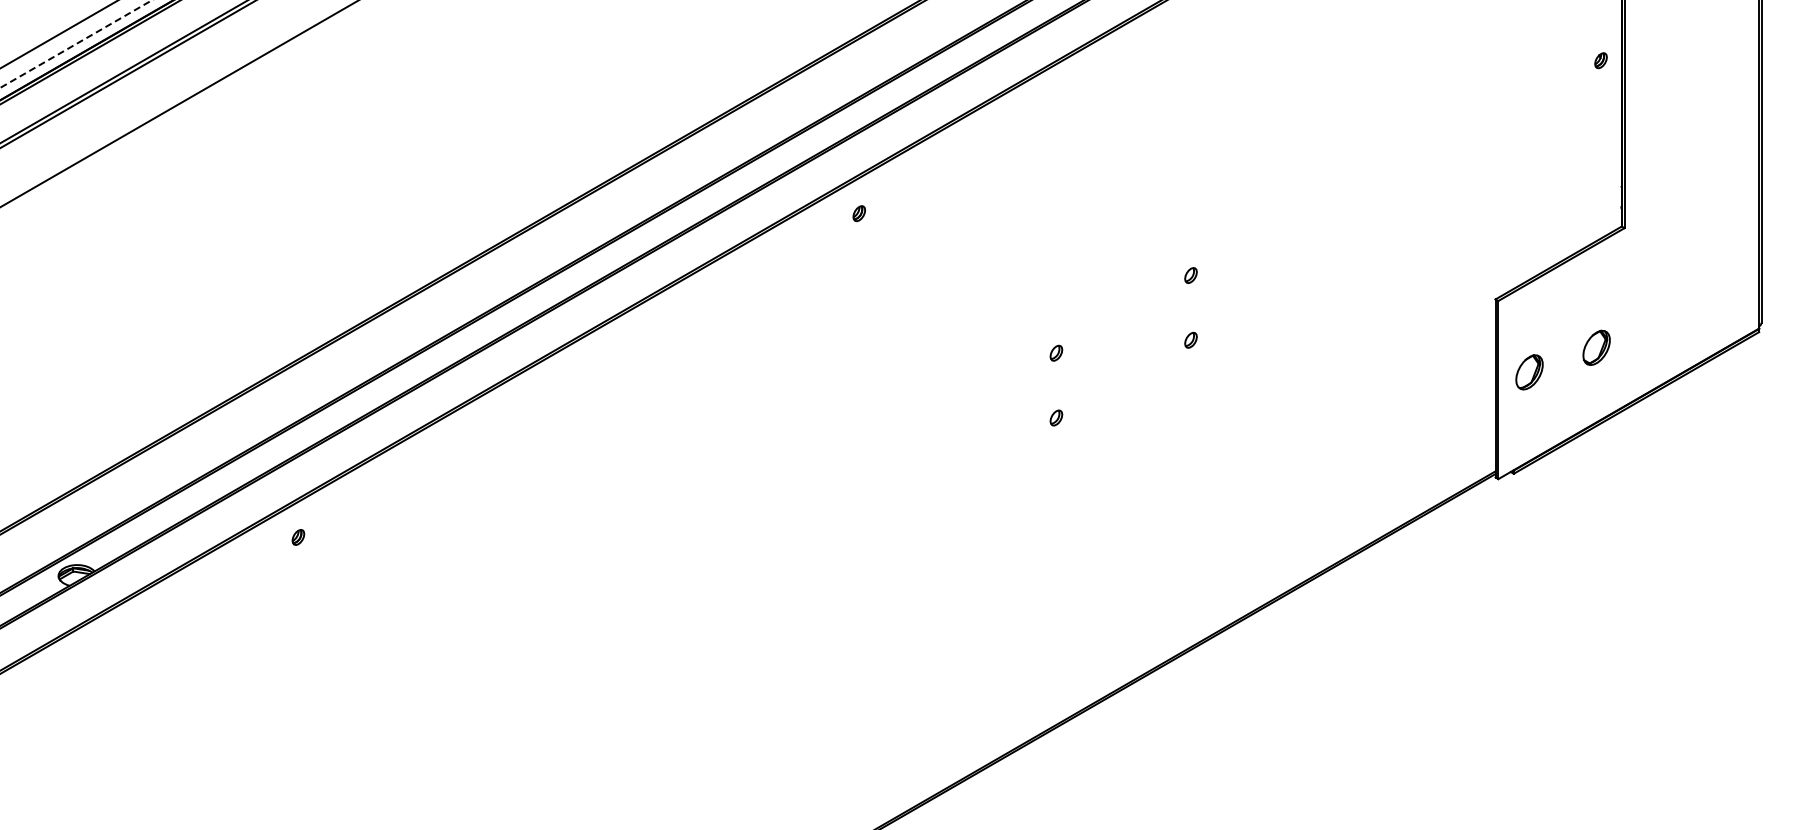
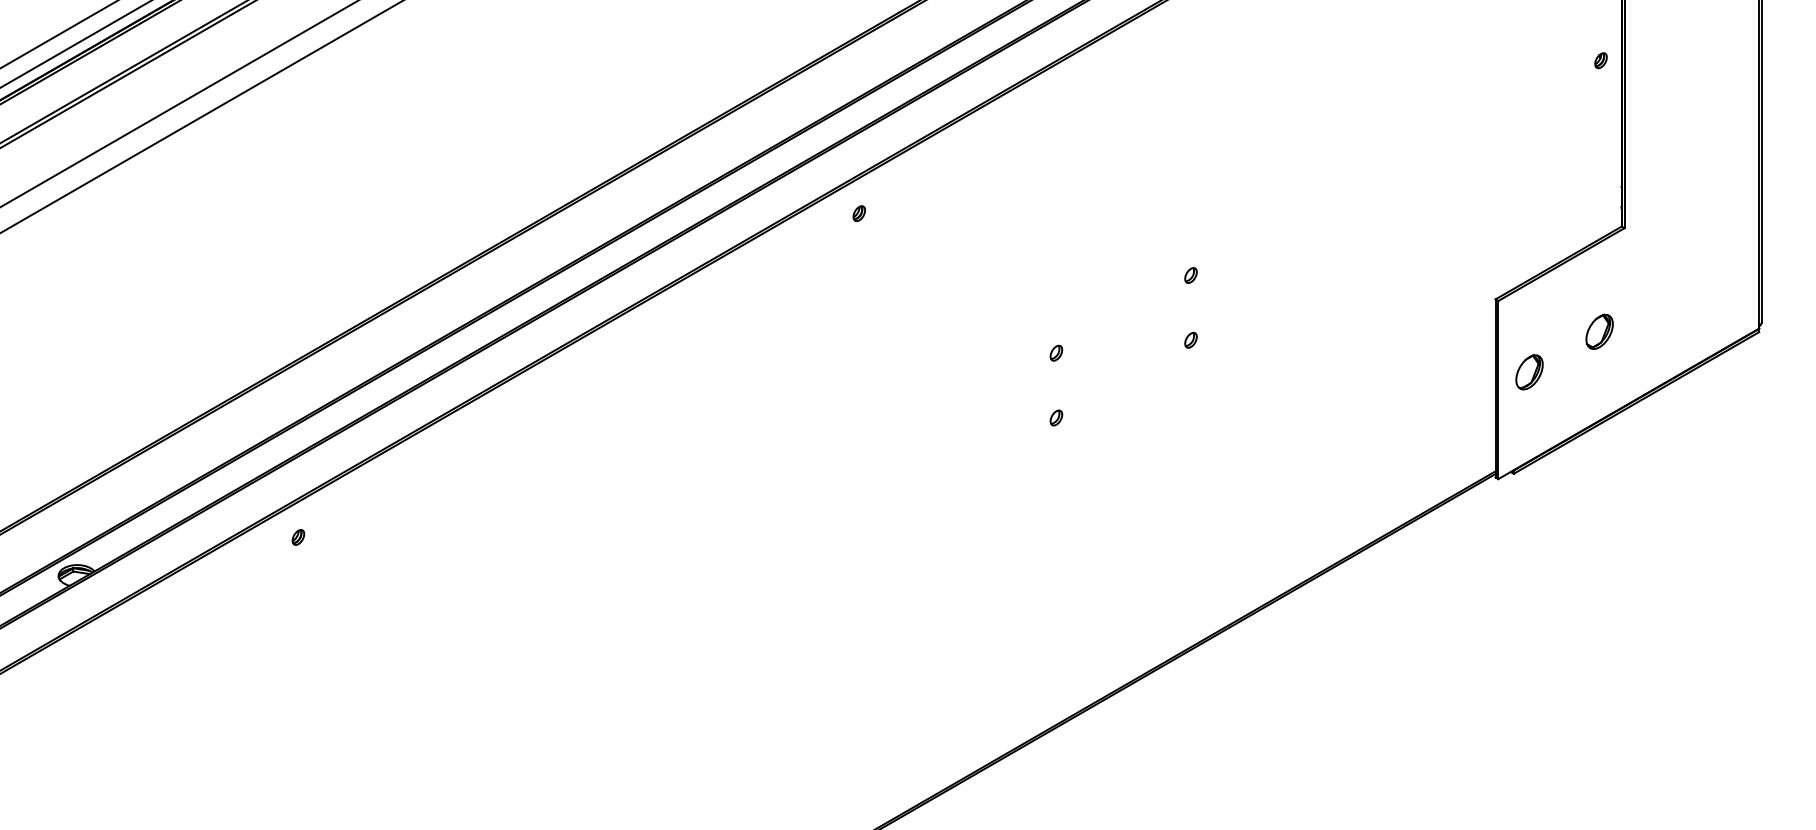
line: dashed -> solid (76, 43)
line: none -> present (201, 117)
part position: (1596, 347) -> (1599, 331) (1599, 331)
